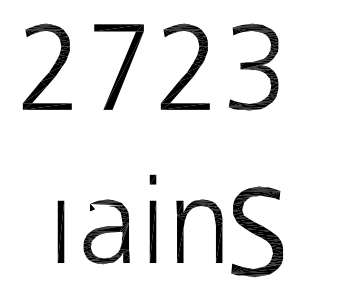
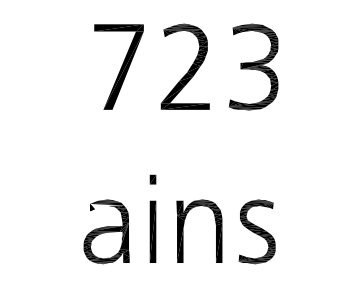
part: present -> none (46, 66)
part: present -> none (60, 231)
part size: 52x92 px -> 38x66 px (256, 231)
